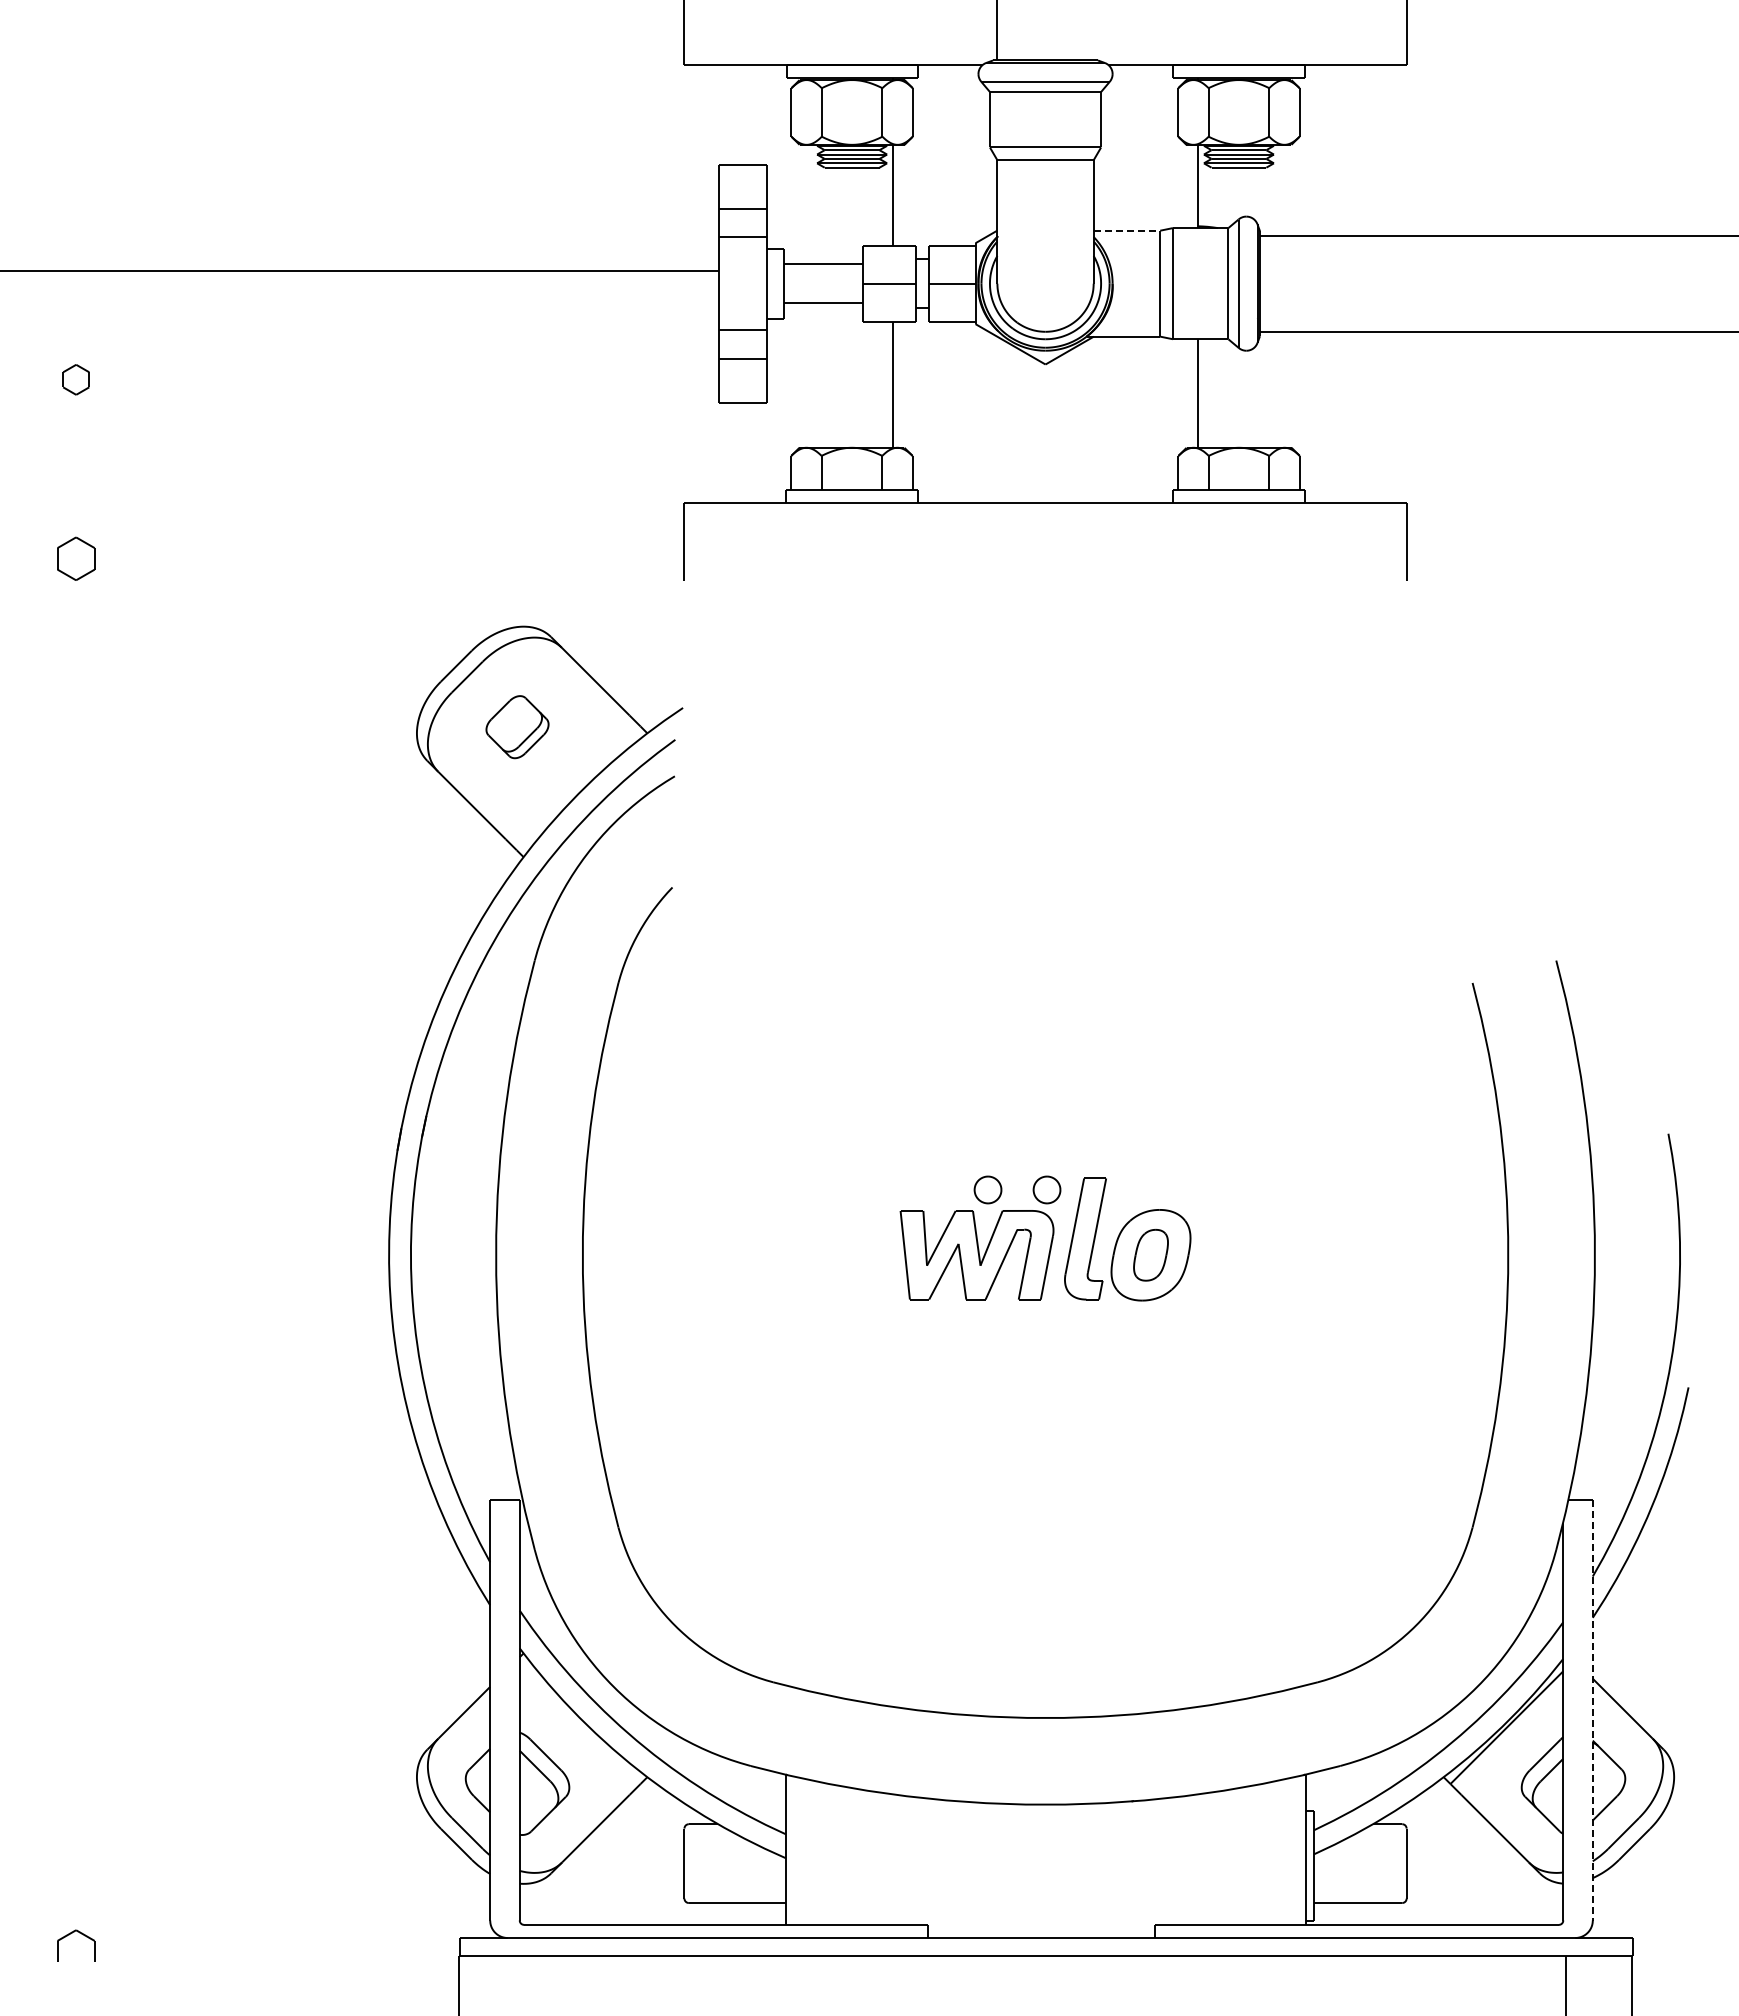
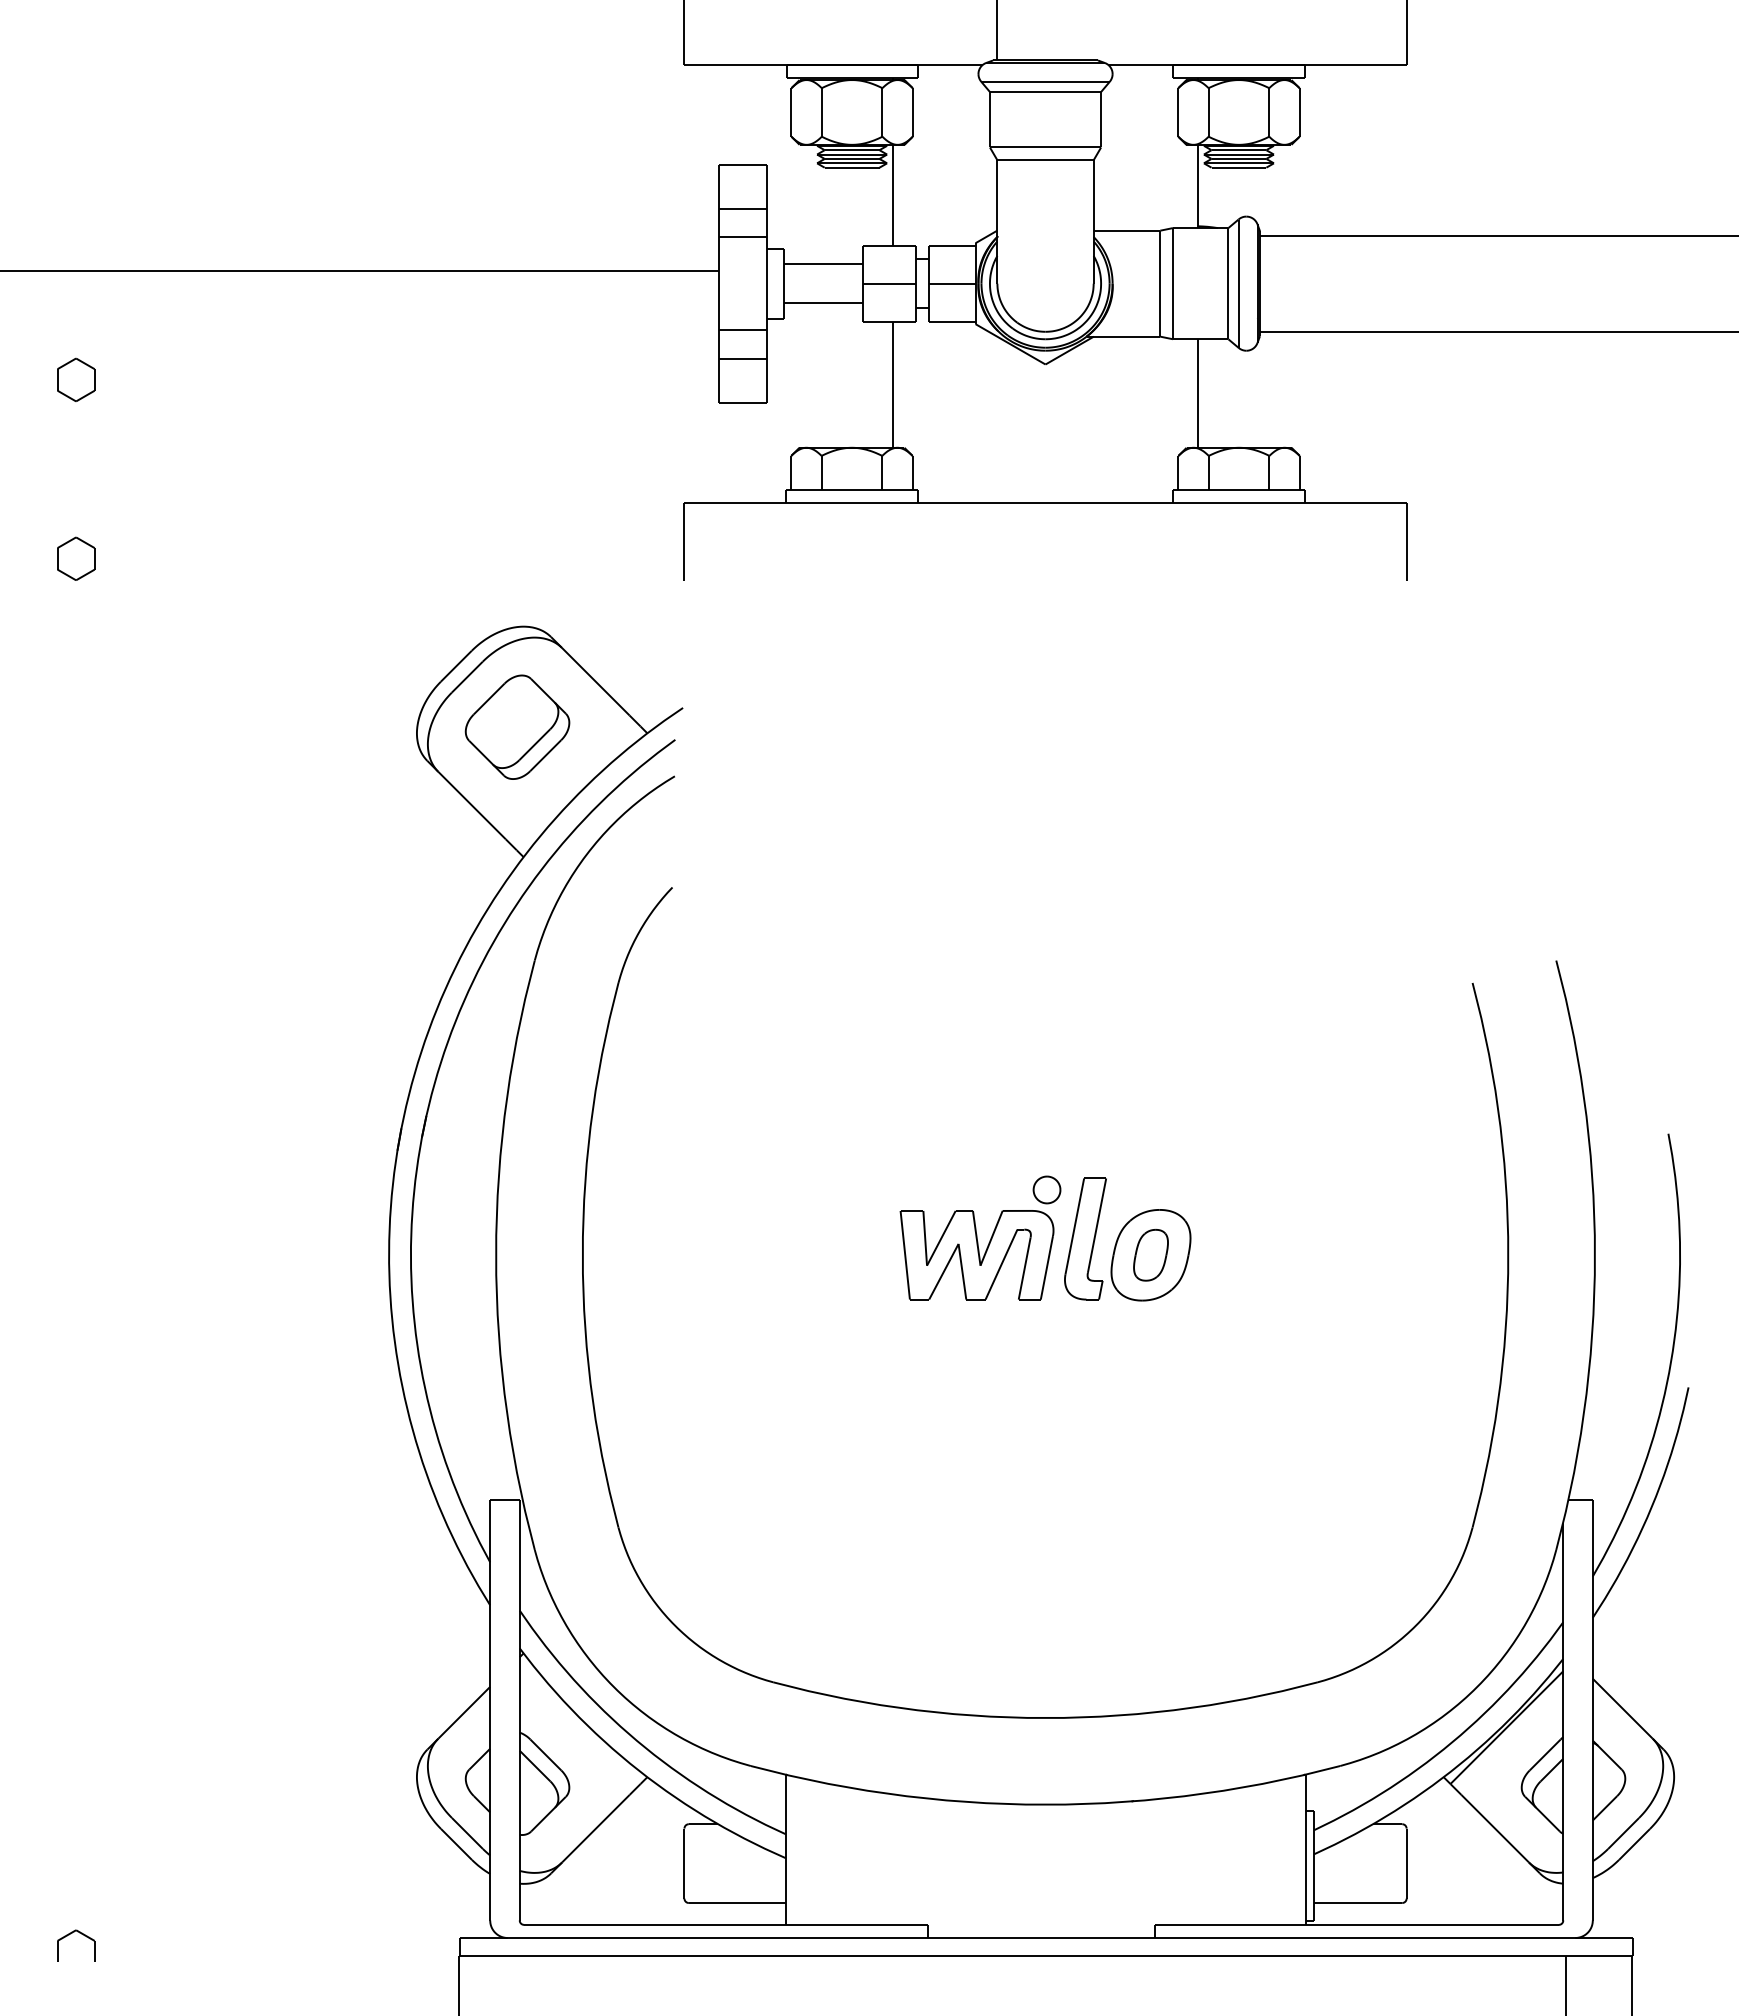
line: dashed -> solid (1127, 230)
part size: 28x32 px -> 39x45 px (76, 379)
part size: 65x65 px -> 107x106 px (517, 726)
part: present -> none (987, 1189)
line: dashed -> solid (1592, 1710)
